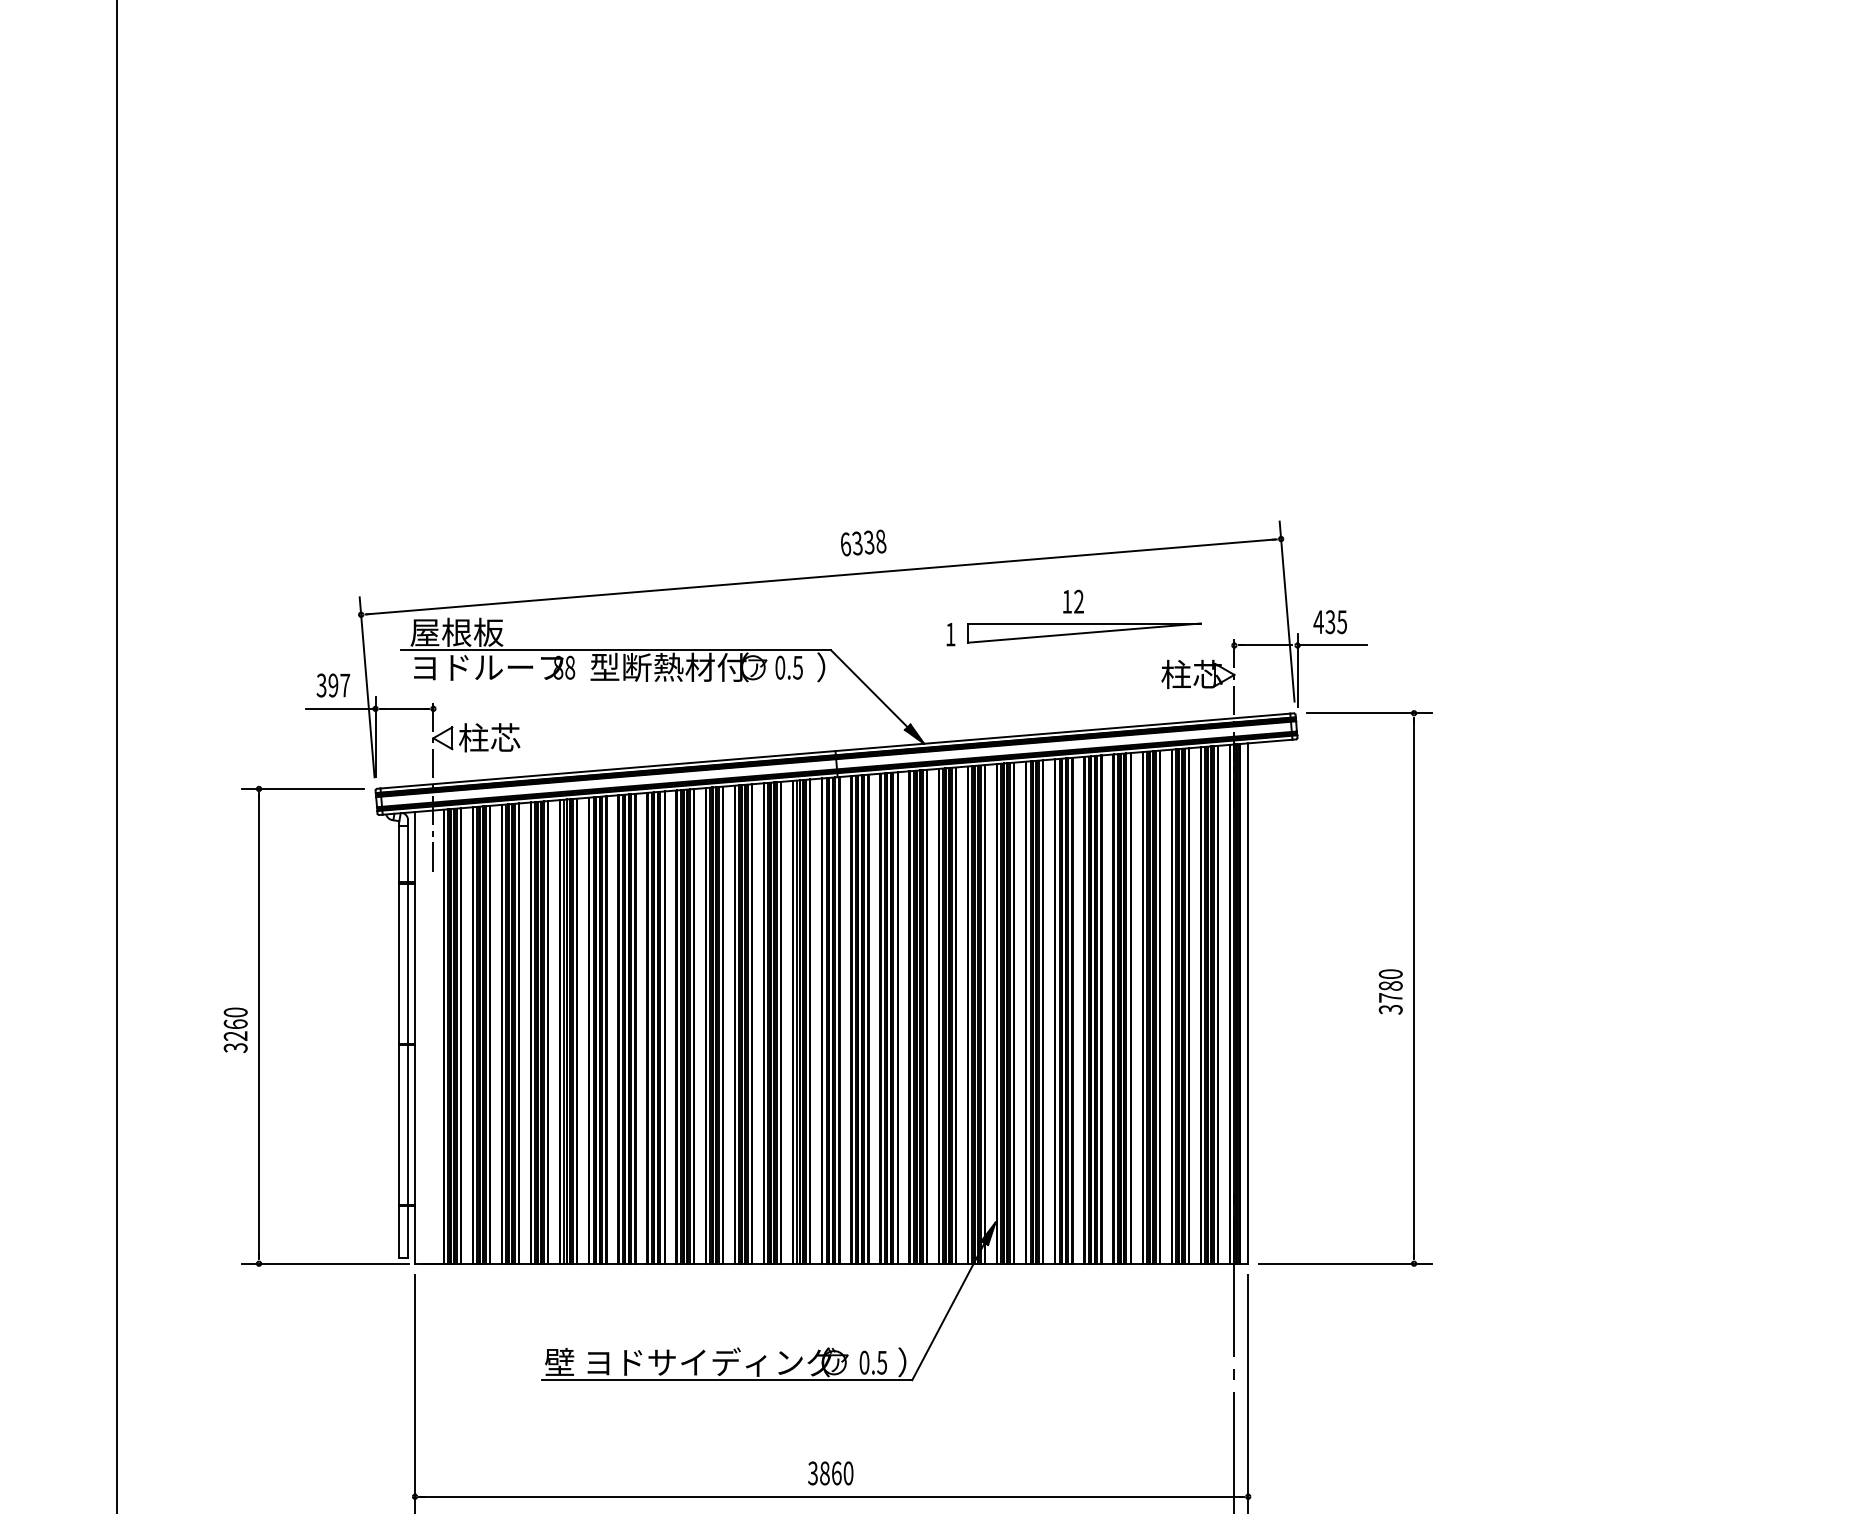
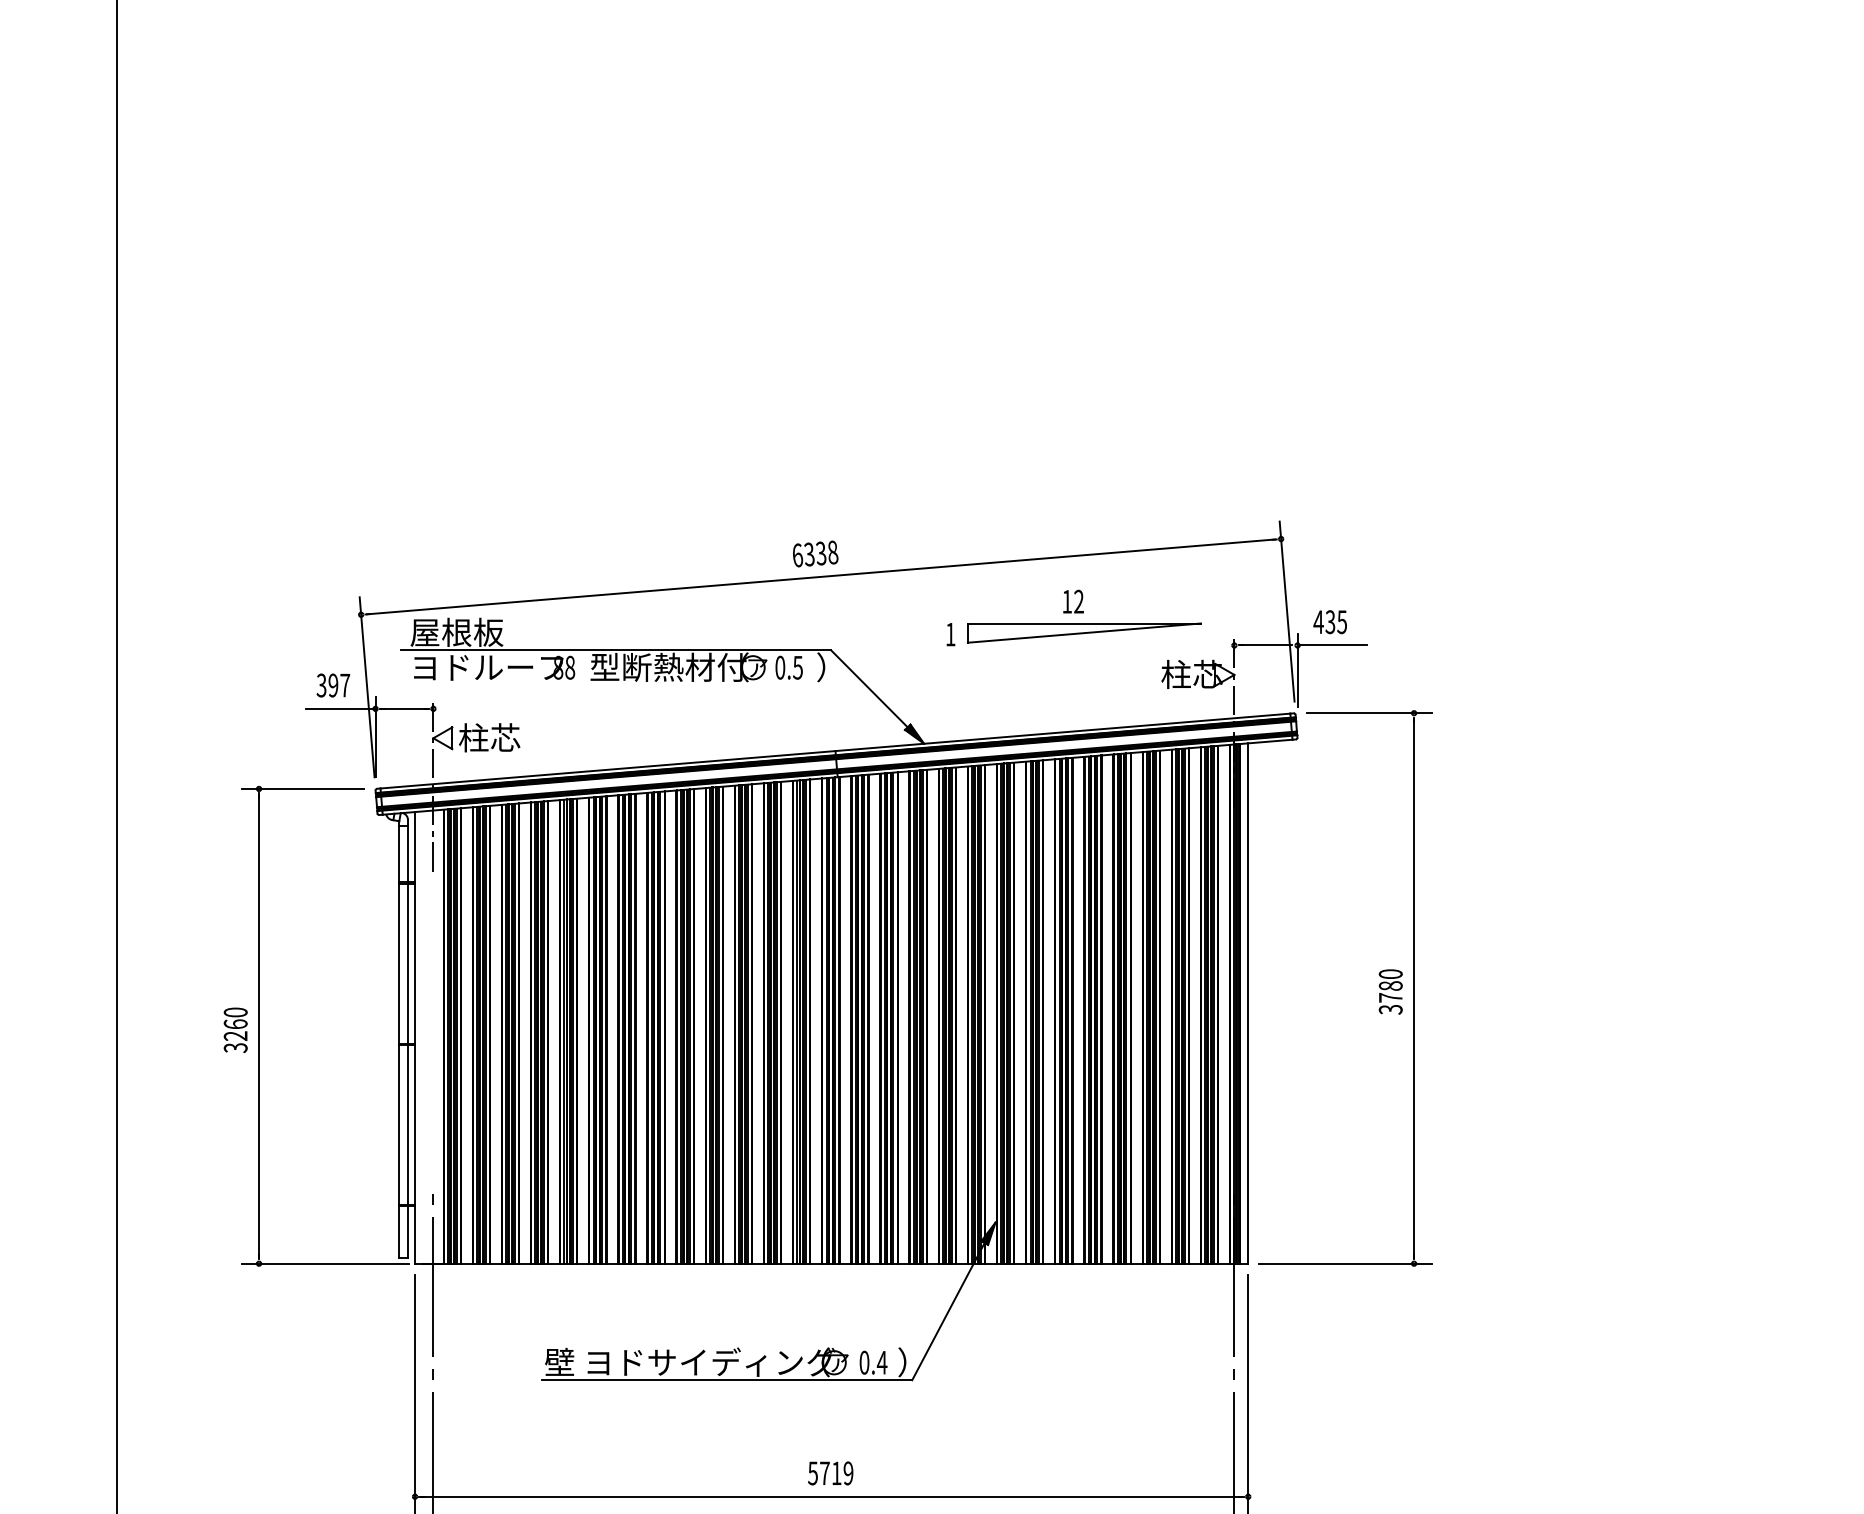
text position: (863, 542) -> (815, 553) (815, 553)
line: none -> present (433, 1350)
text: 0.5 -> 0.4 (881, 1362)
text: 3860 -> 5719 (830, 1473)
